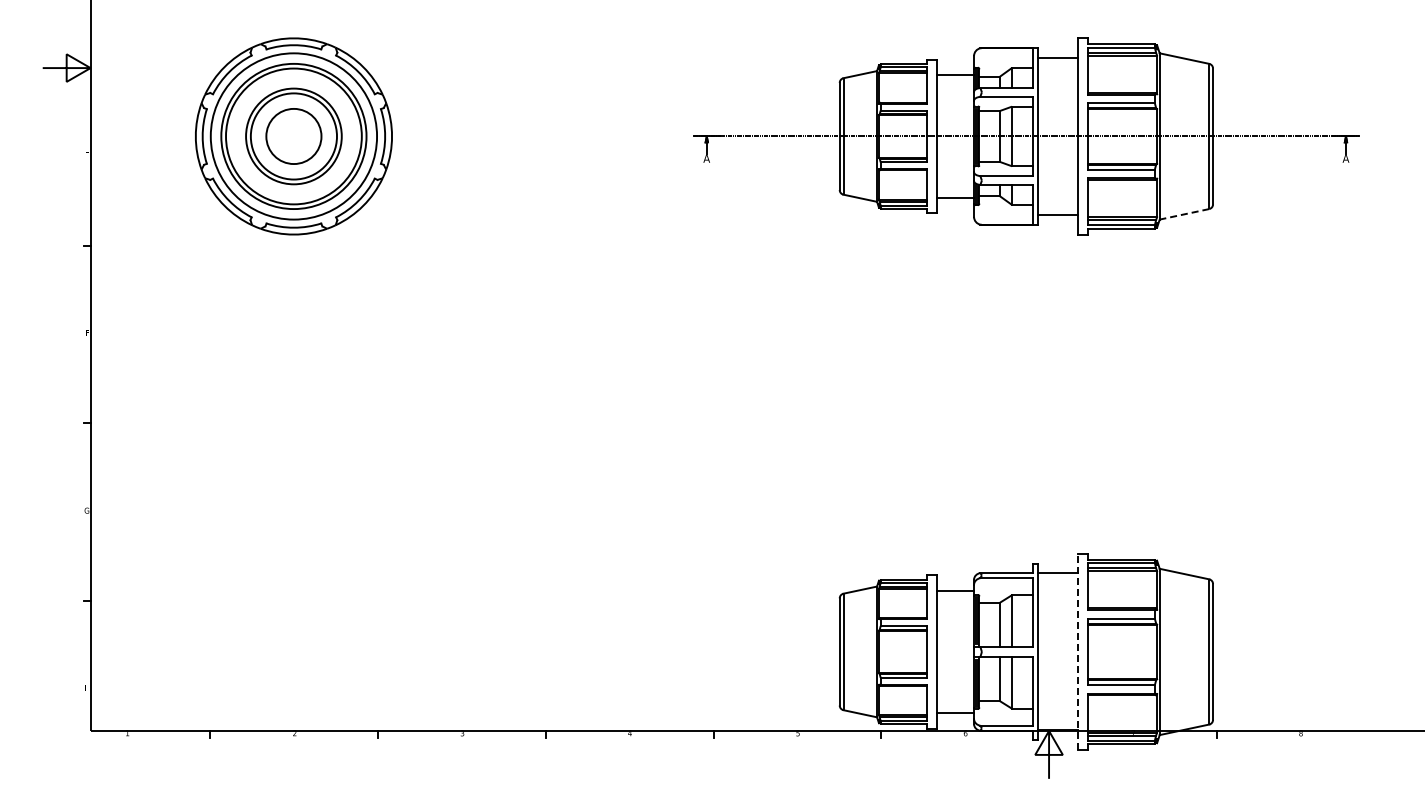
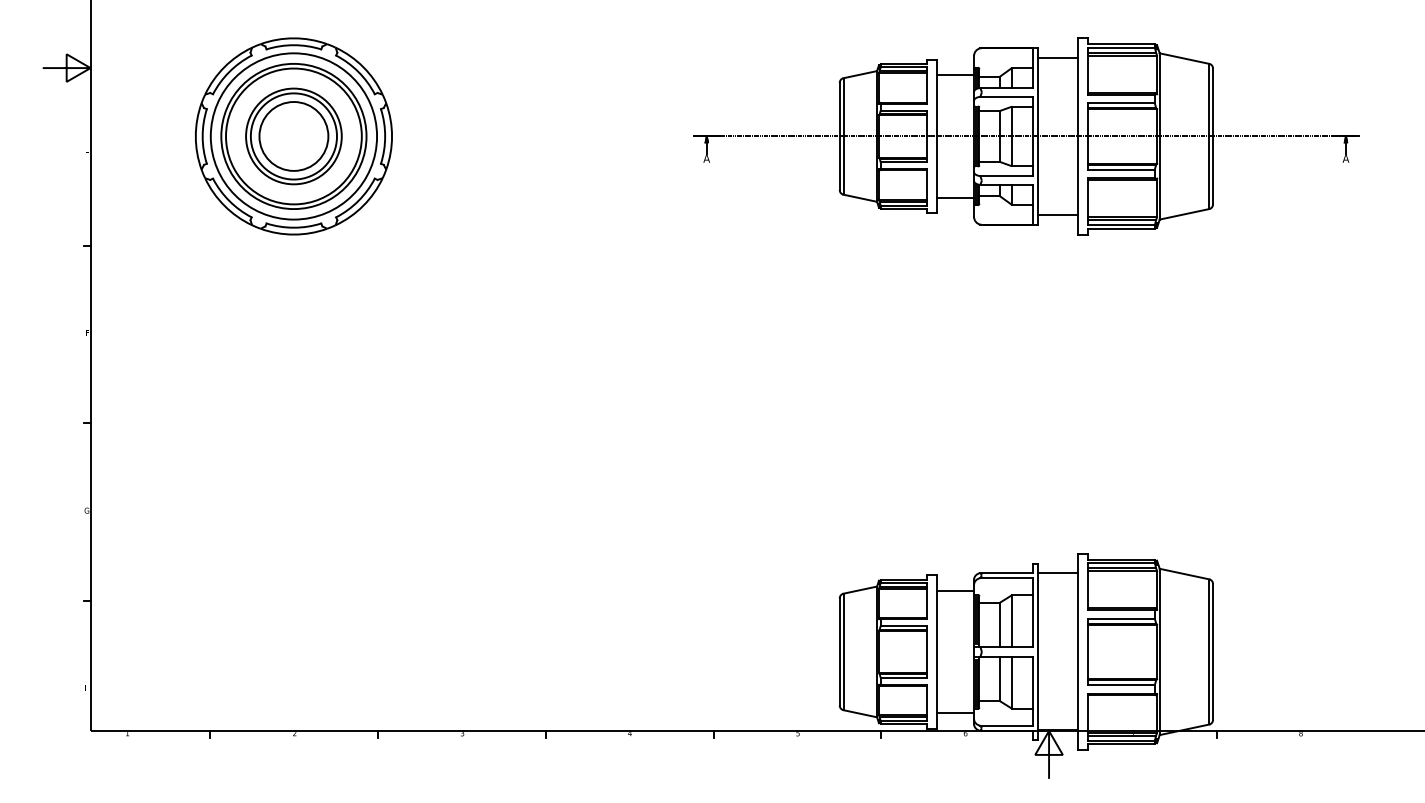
circle diameter: 55 px -> 69 px (293, 136)
line: dashed -> solid (1184, 214)
line: dashed -> solid (1077, 651)
